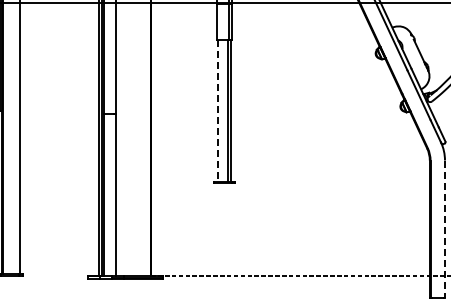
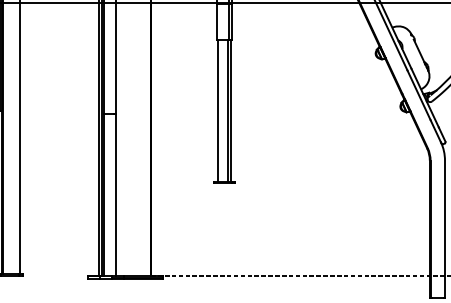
line: dashed -> solid (218, 111)
line: dashed -> solid (444, 229)
